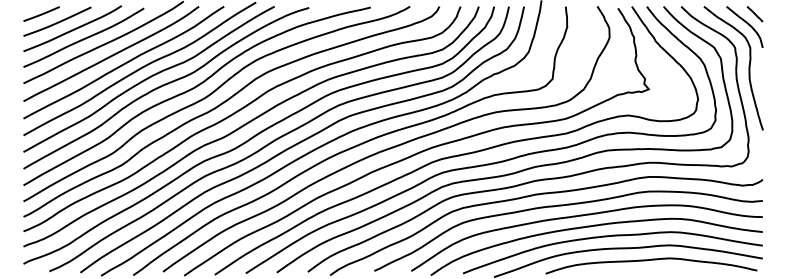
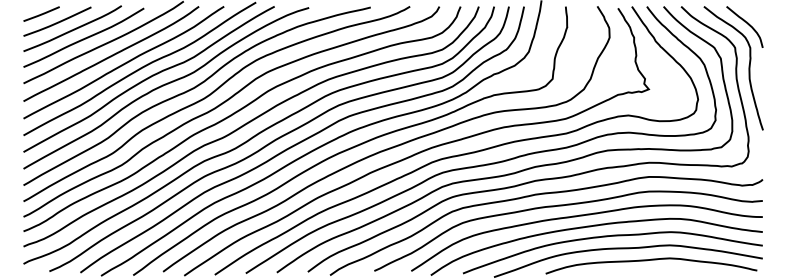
line: present -> none (754, 14)
